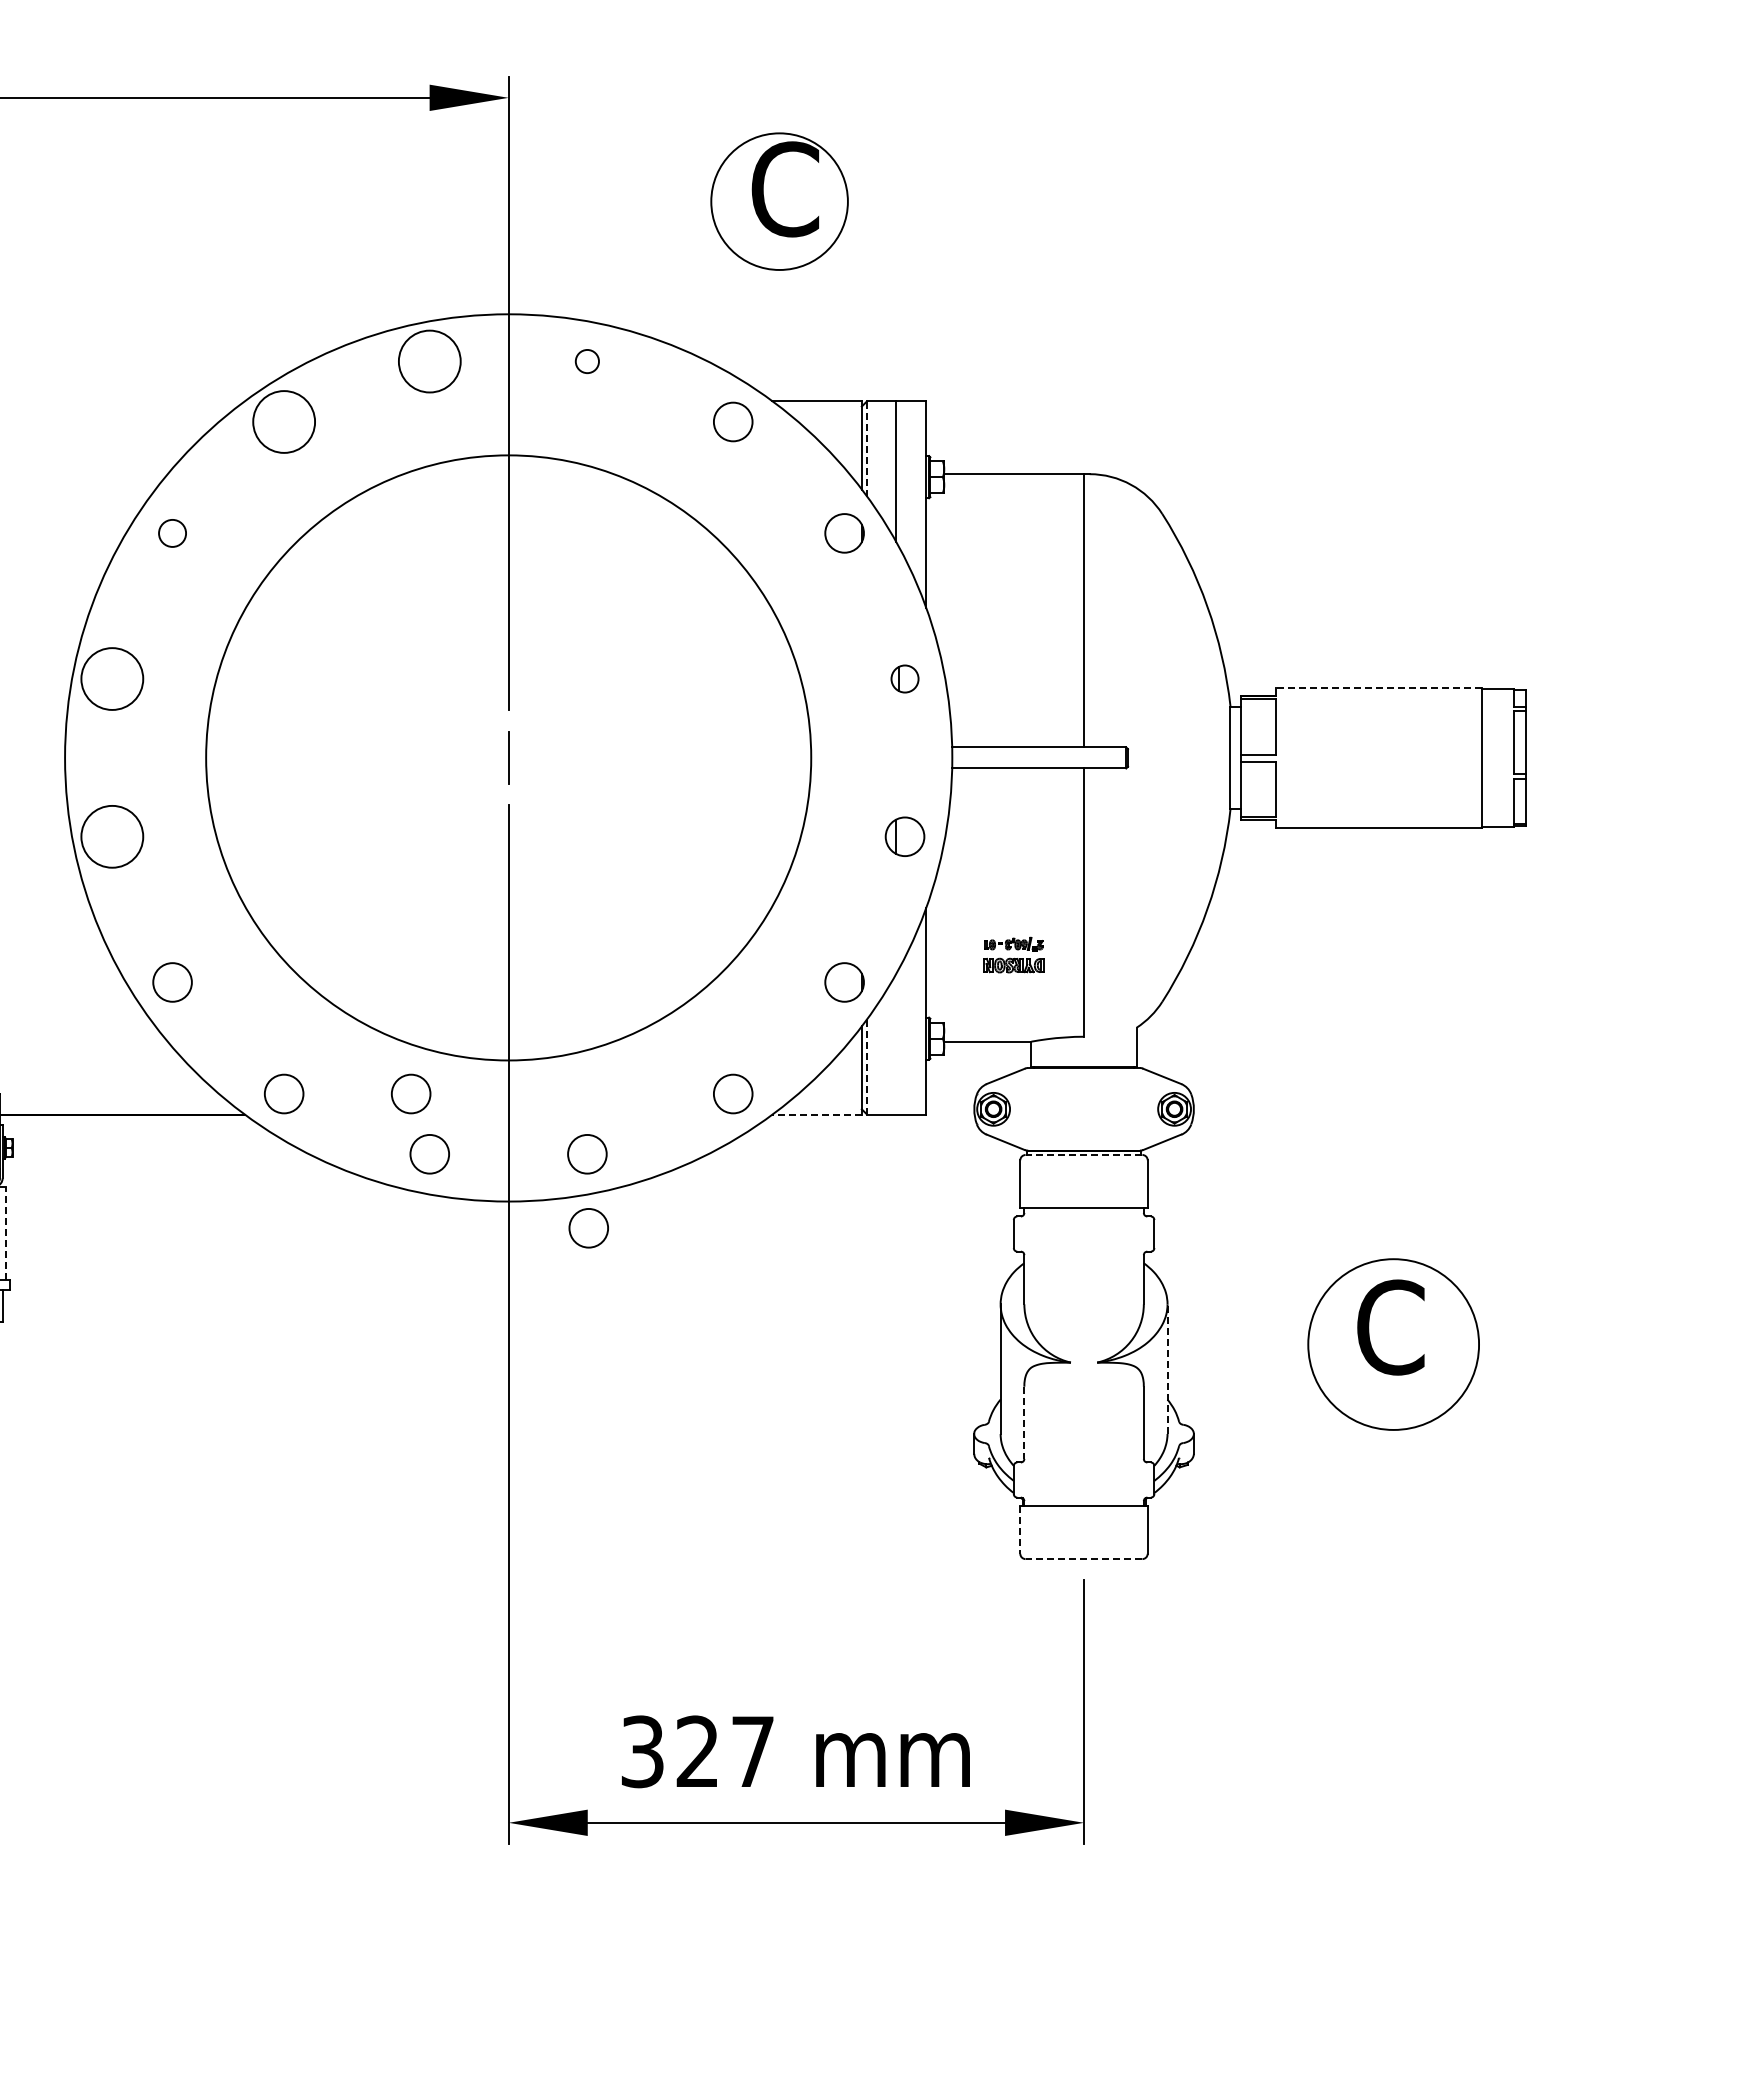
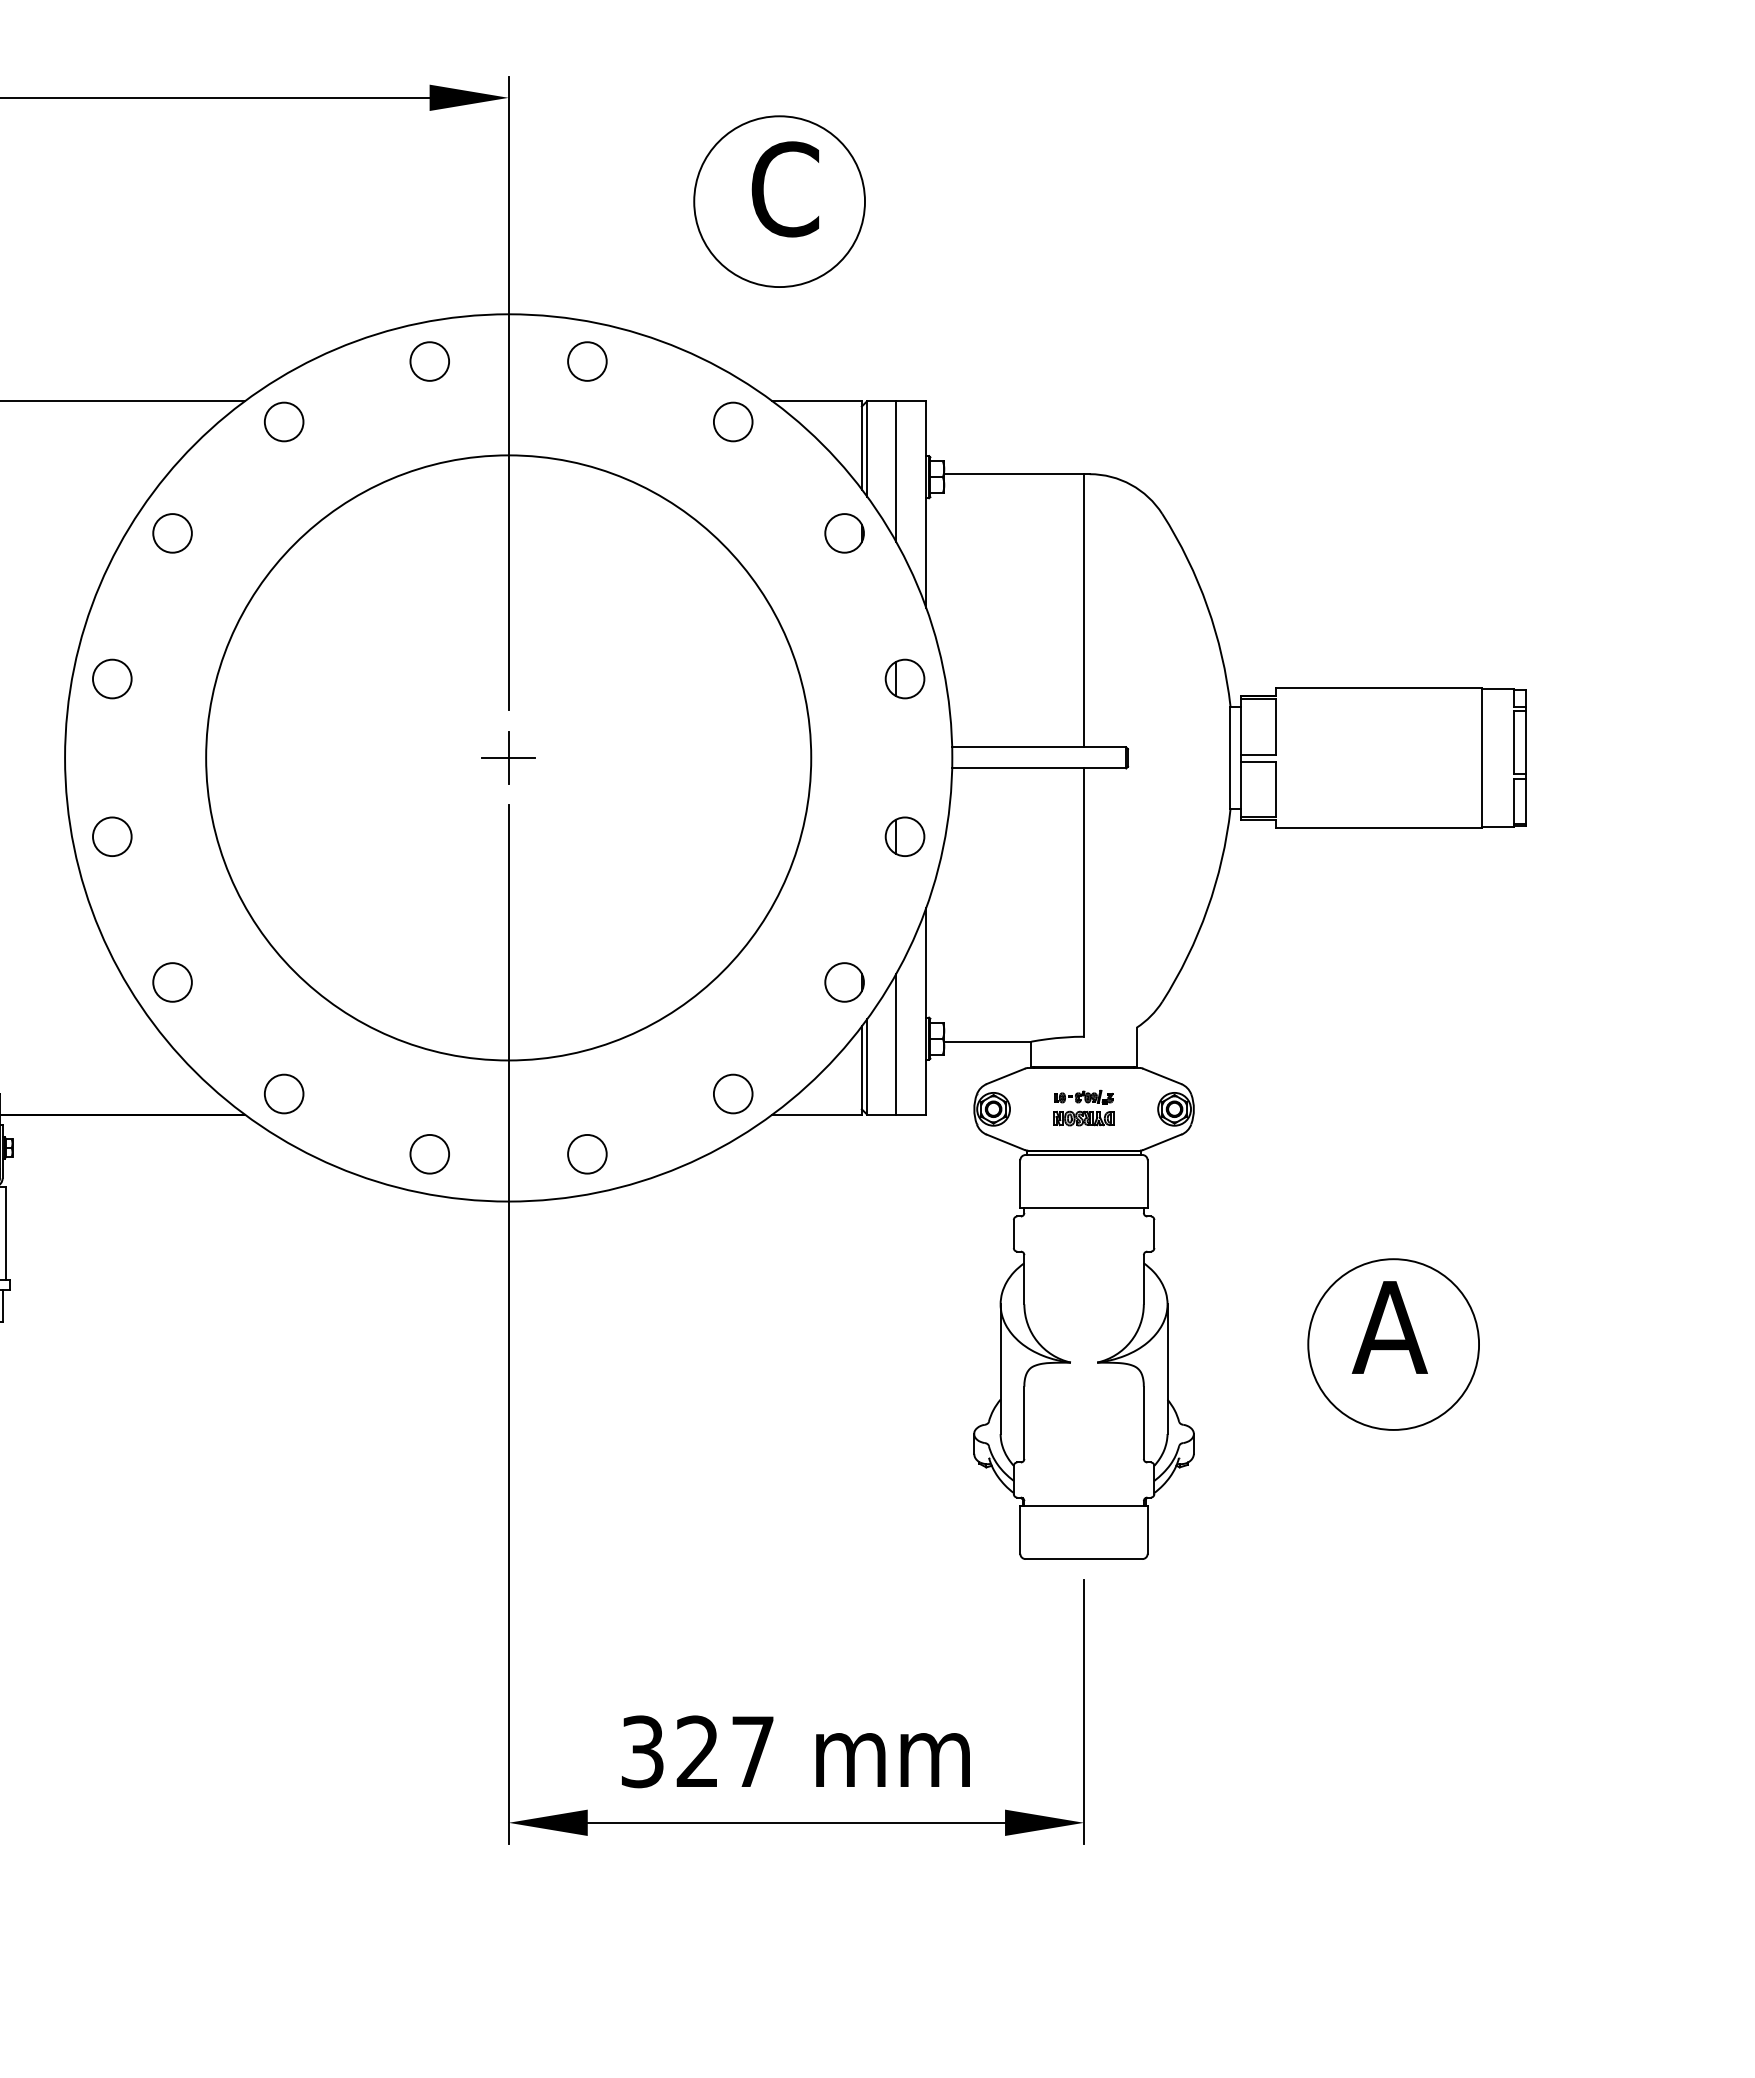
circle diameter: 137 px -> 171 px (779, 201)
circle diameter: 62 px -> 39 px (429, 361)
circle diameter: 23 px -> 39 px (587, 361)
line: none -> present (123, 401)
circle diameter: 62 px -> 39 px (283, 421)
line: dashed -> solid (867, 448)
circle size: 29x29 px -> 41x41 px (172, 533)
circle diameter: 62 px -> 39 px (112, 678)
part size: 30x30 px -> 42x42 px (904, 678)
line: dashed -> solid (1378, 688)
line: none -> present (508, 757)
circle diameter: 62 px -> 39 px (112, 836)
part position: (1013, 954) -> (1083, 1107) (1083, 1107)
line: none -> present (896, 1043)
line: dashed -> solid (867, 1066)
circle: present -> none (411, 1093)
line: dashed -> solid (817, 1114)
line: dashed -> solid (1083, 1155)
circle: present -> none (588, 1228)
line: dashed -> solid (6, 1233)
text: C -> A (1389, 1327)
line: dashed -> solid (1167, 1369)
line: dashed -> solid (1024, 1423)
line: dashed -> solid (1020, 1530)
line: dashed -> solid (1083, 1559)
